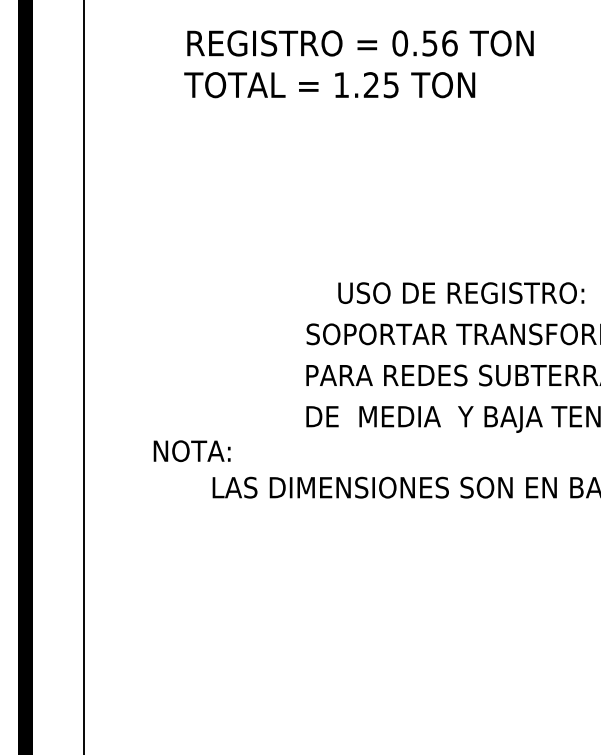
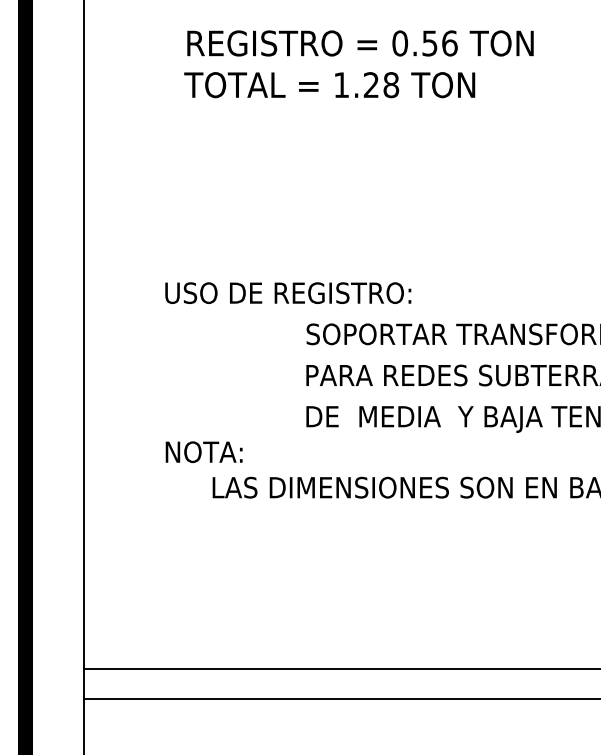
text: 1.25 -> 1.28 (391, 85)
text position: (461, 292) -> (288, 292) (288, 292)
text position: (191, 451) -> (203, 452) (203, 452)
line: none -> present (340, 668)
line: none -> present (340, 698)
